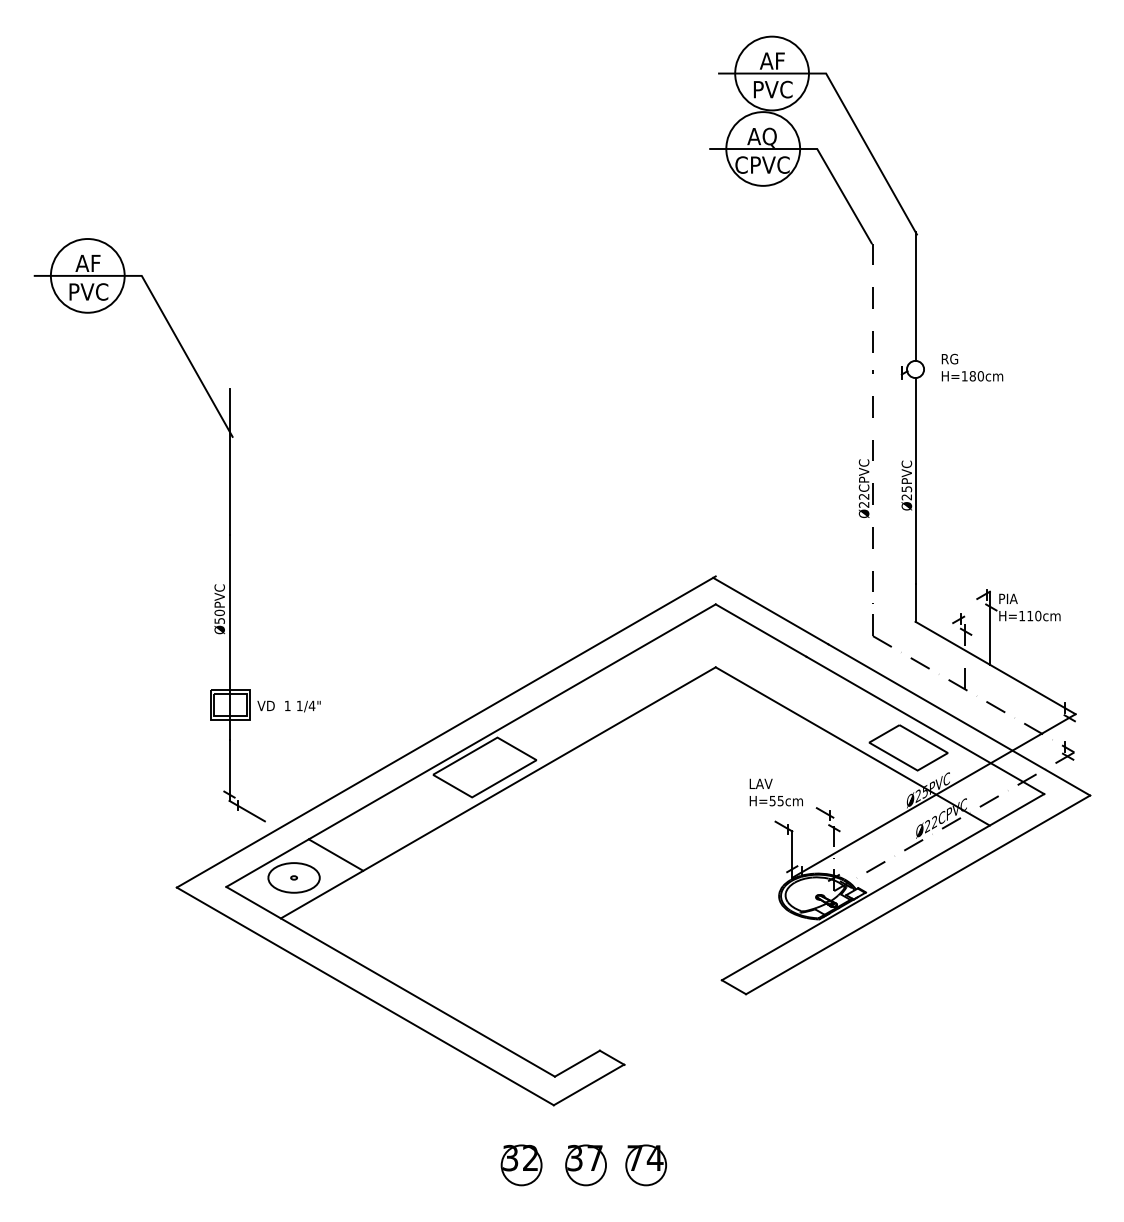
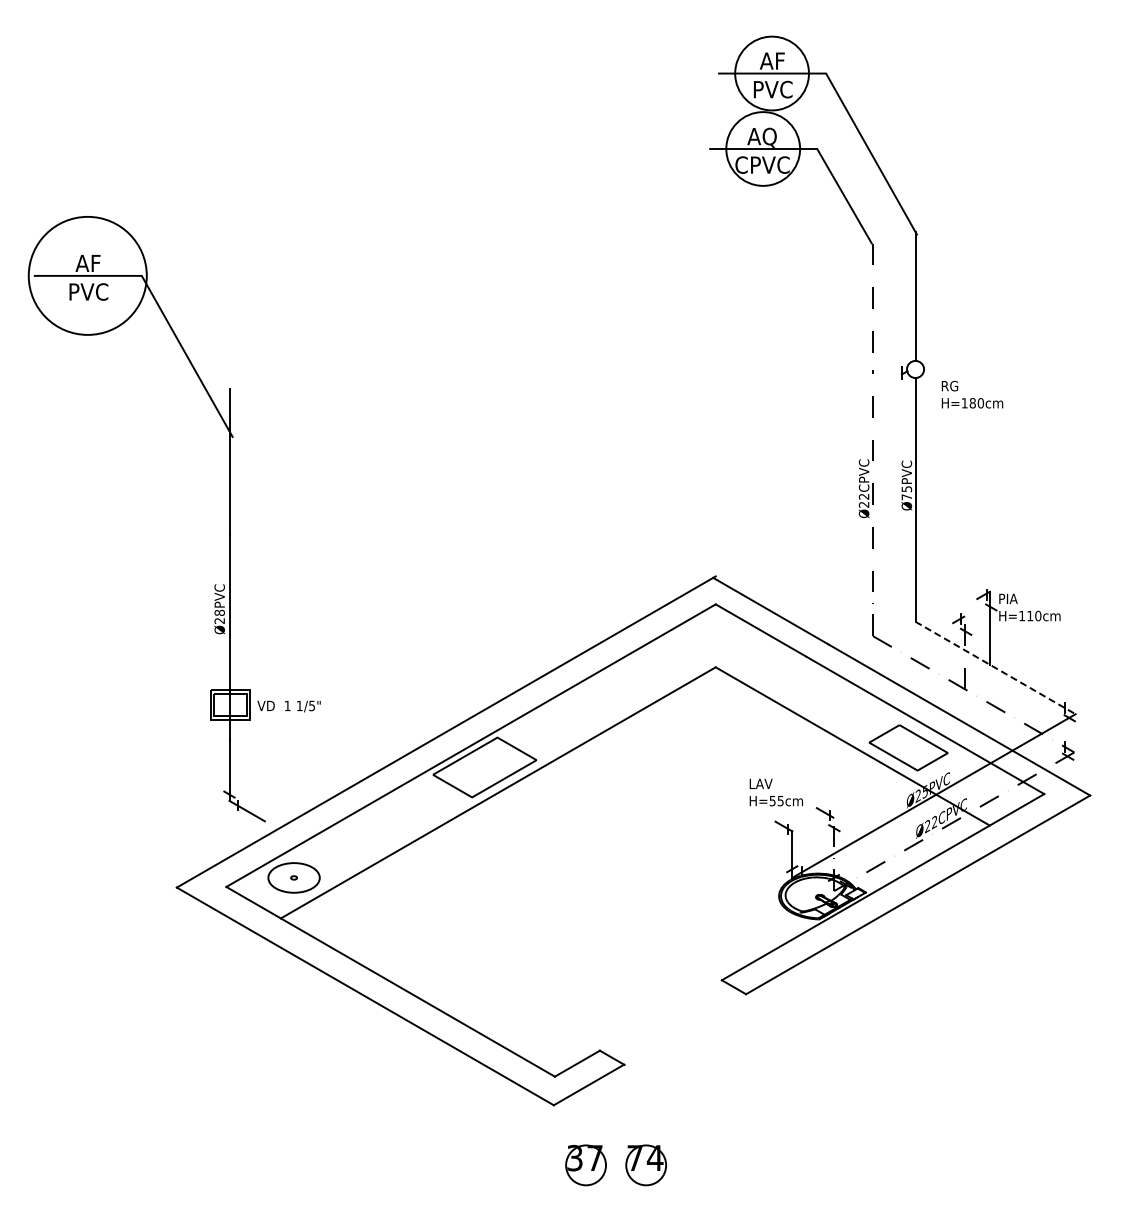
circle diameter: 74 px -> 118 px (87, 275)
text position: (972, 367) -> (972, 394) (972, 394)
text: Ø25PVC -> Ø75PVC (906, 497)
text: Ø50PVC -> Ø28PVC (219, 616)
line: solid -> dashed (996, 668)
text: 1/4" -> 1/5" (311, 705)
line: present -> none (335, 854)
part: present -> none (521, 1165)
